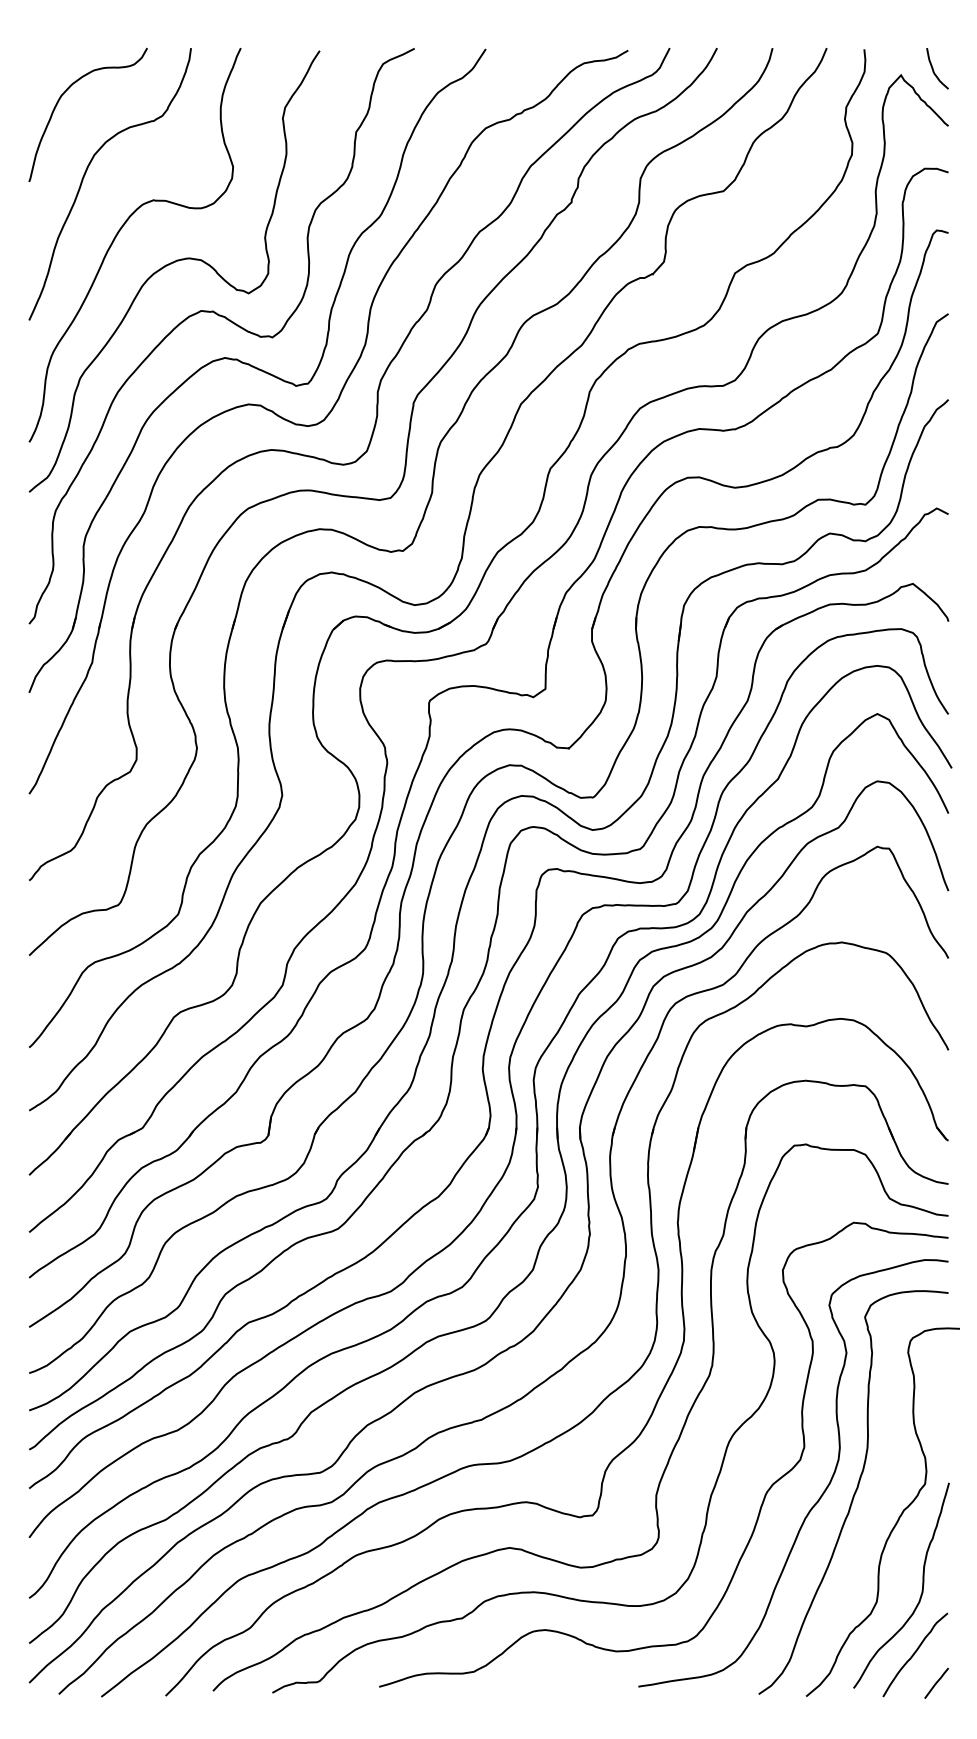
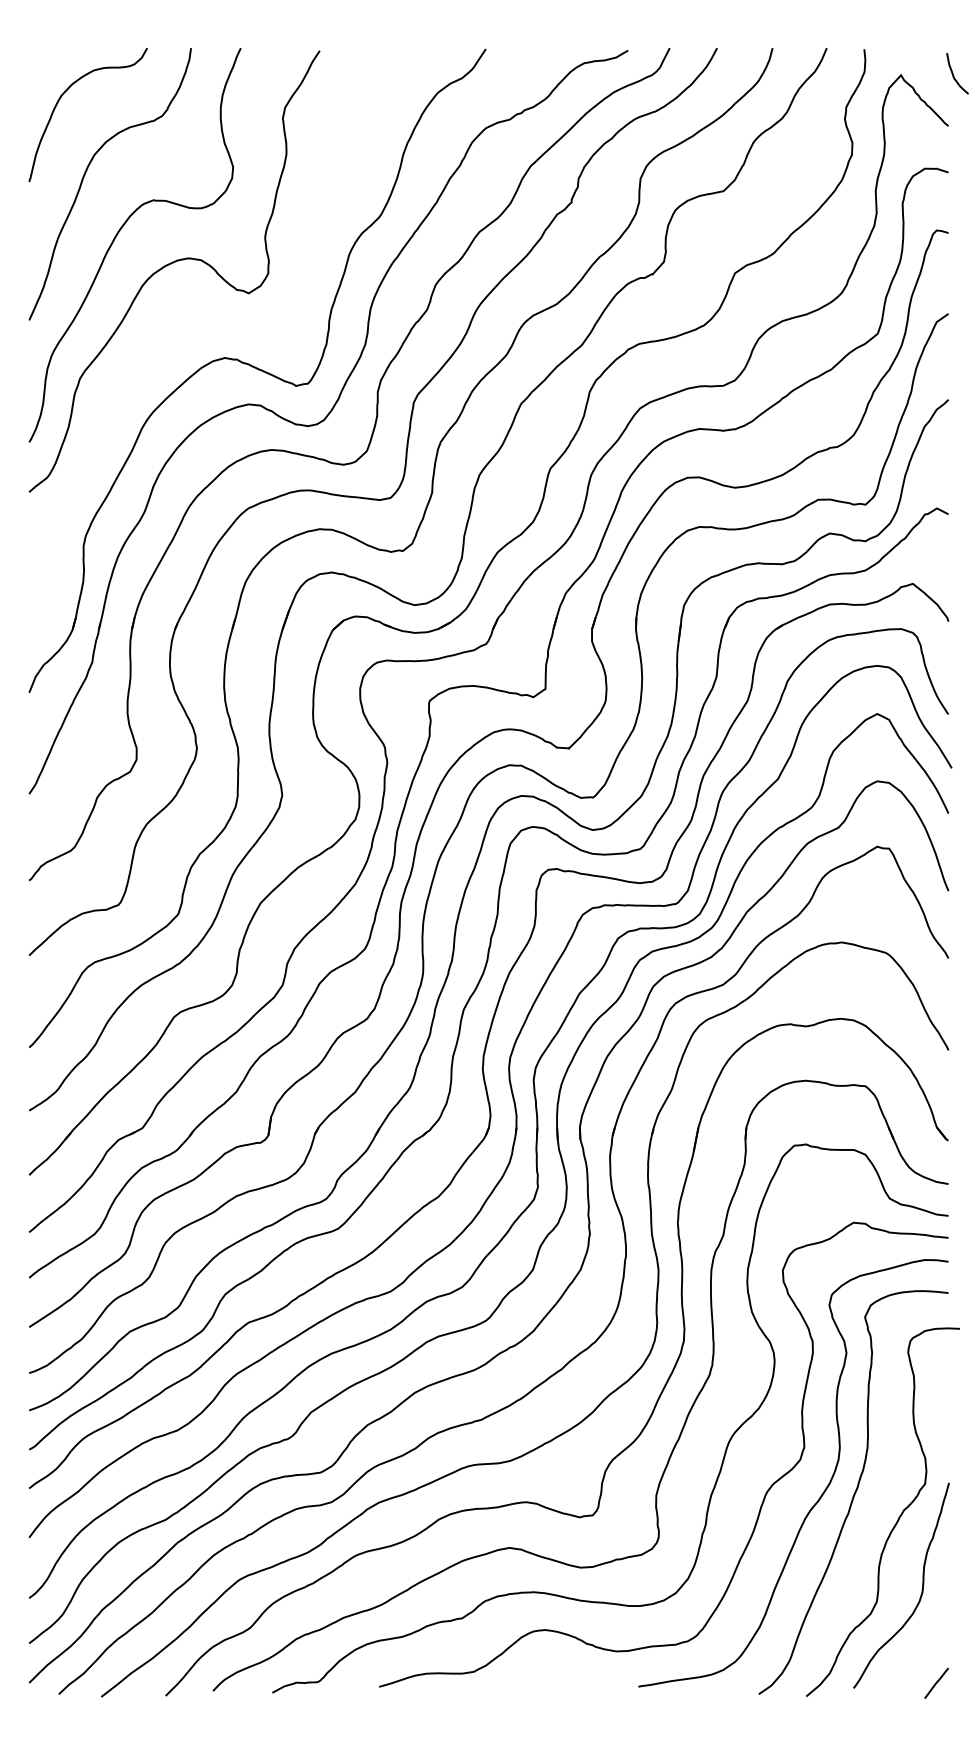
curve position: (934, 70) -> (954, 75) (954, 75)
curve: present -> none (230, 322)
curve: present -> none (915, 1653)
